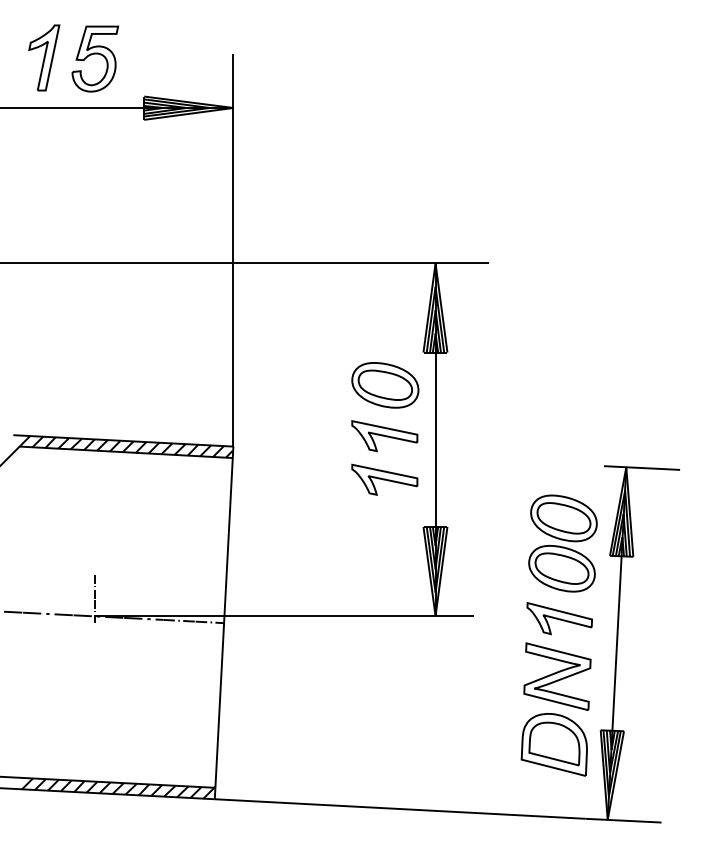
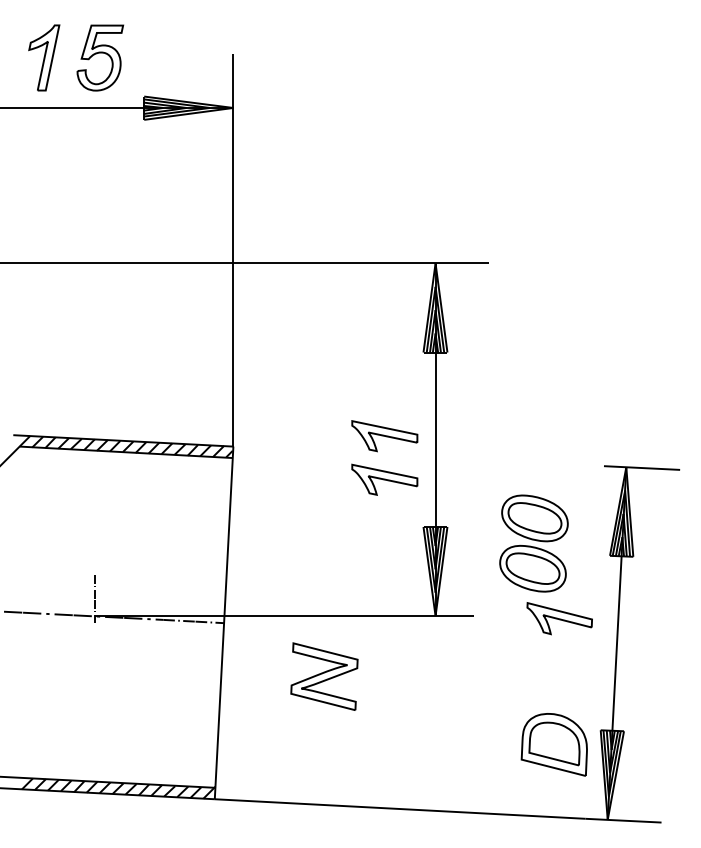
part position: (95, 58) -> (100, 57) (100, 57)
part: present -> none (385, 385)
part position: (562, 543) -> (533, 543) (533, 543)
part position: (557, 676) -> (324, 676) (324, 676)
